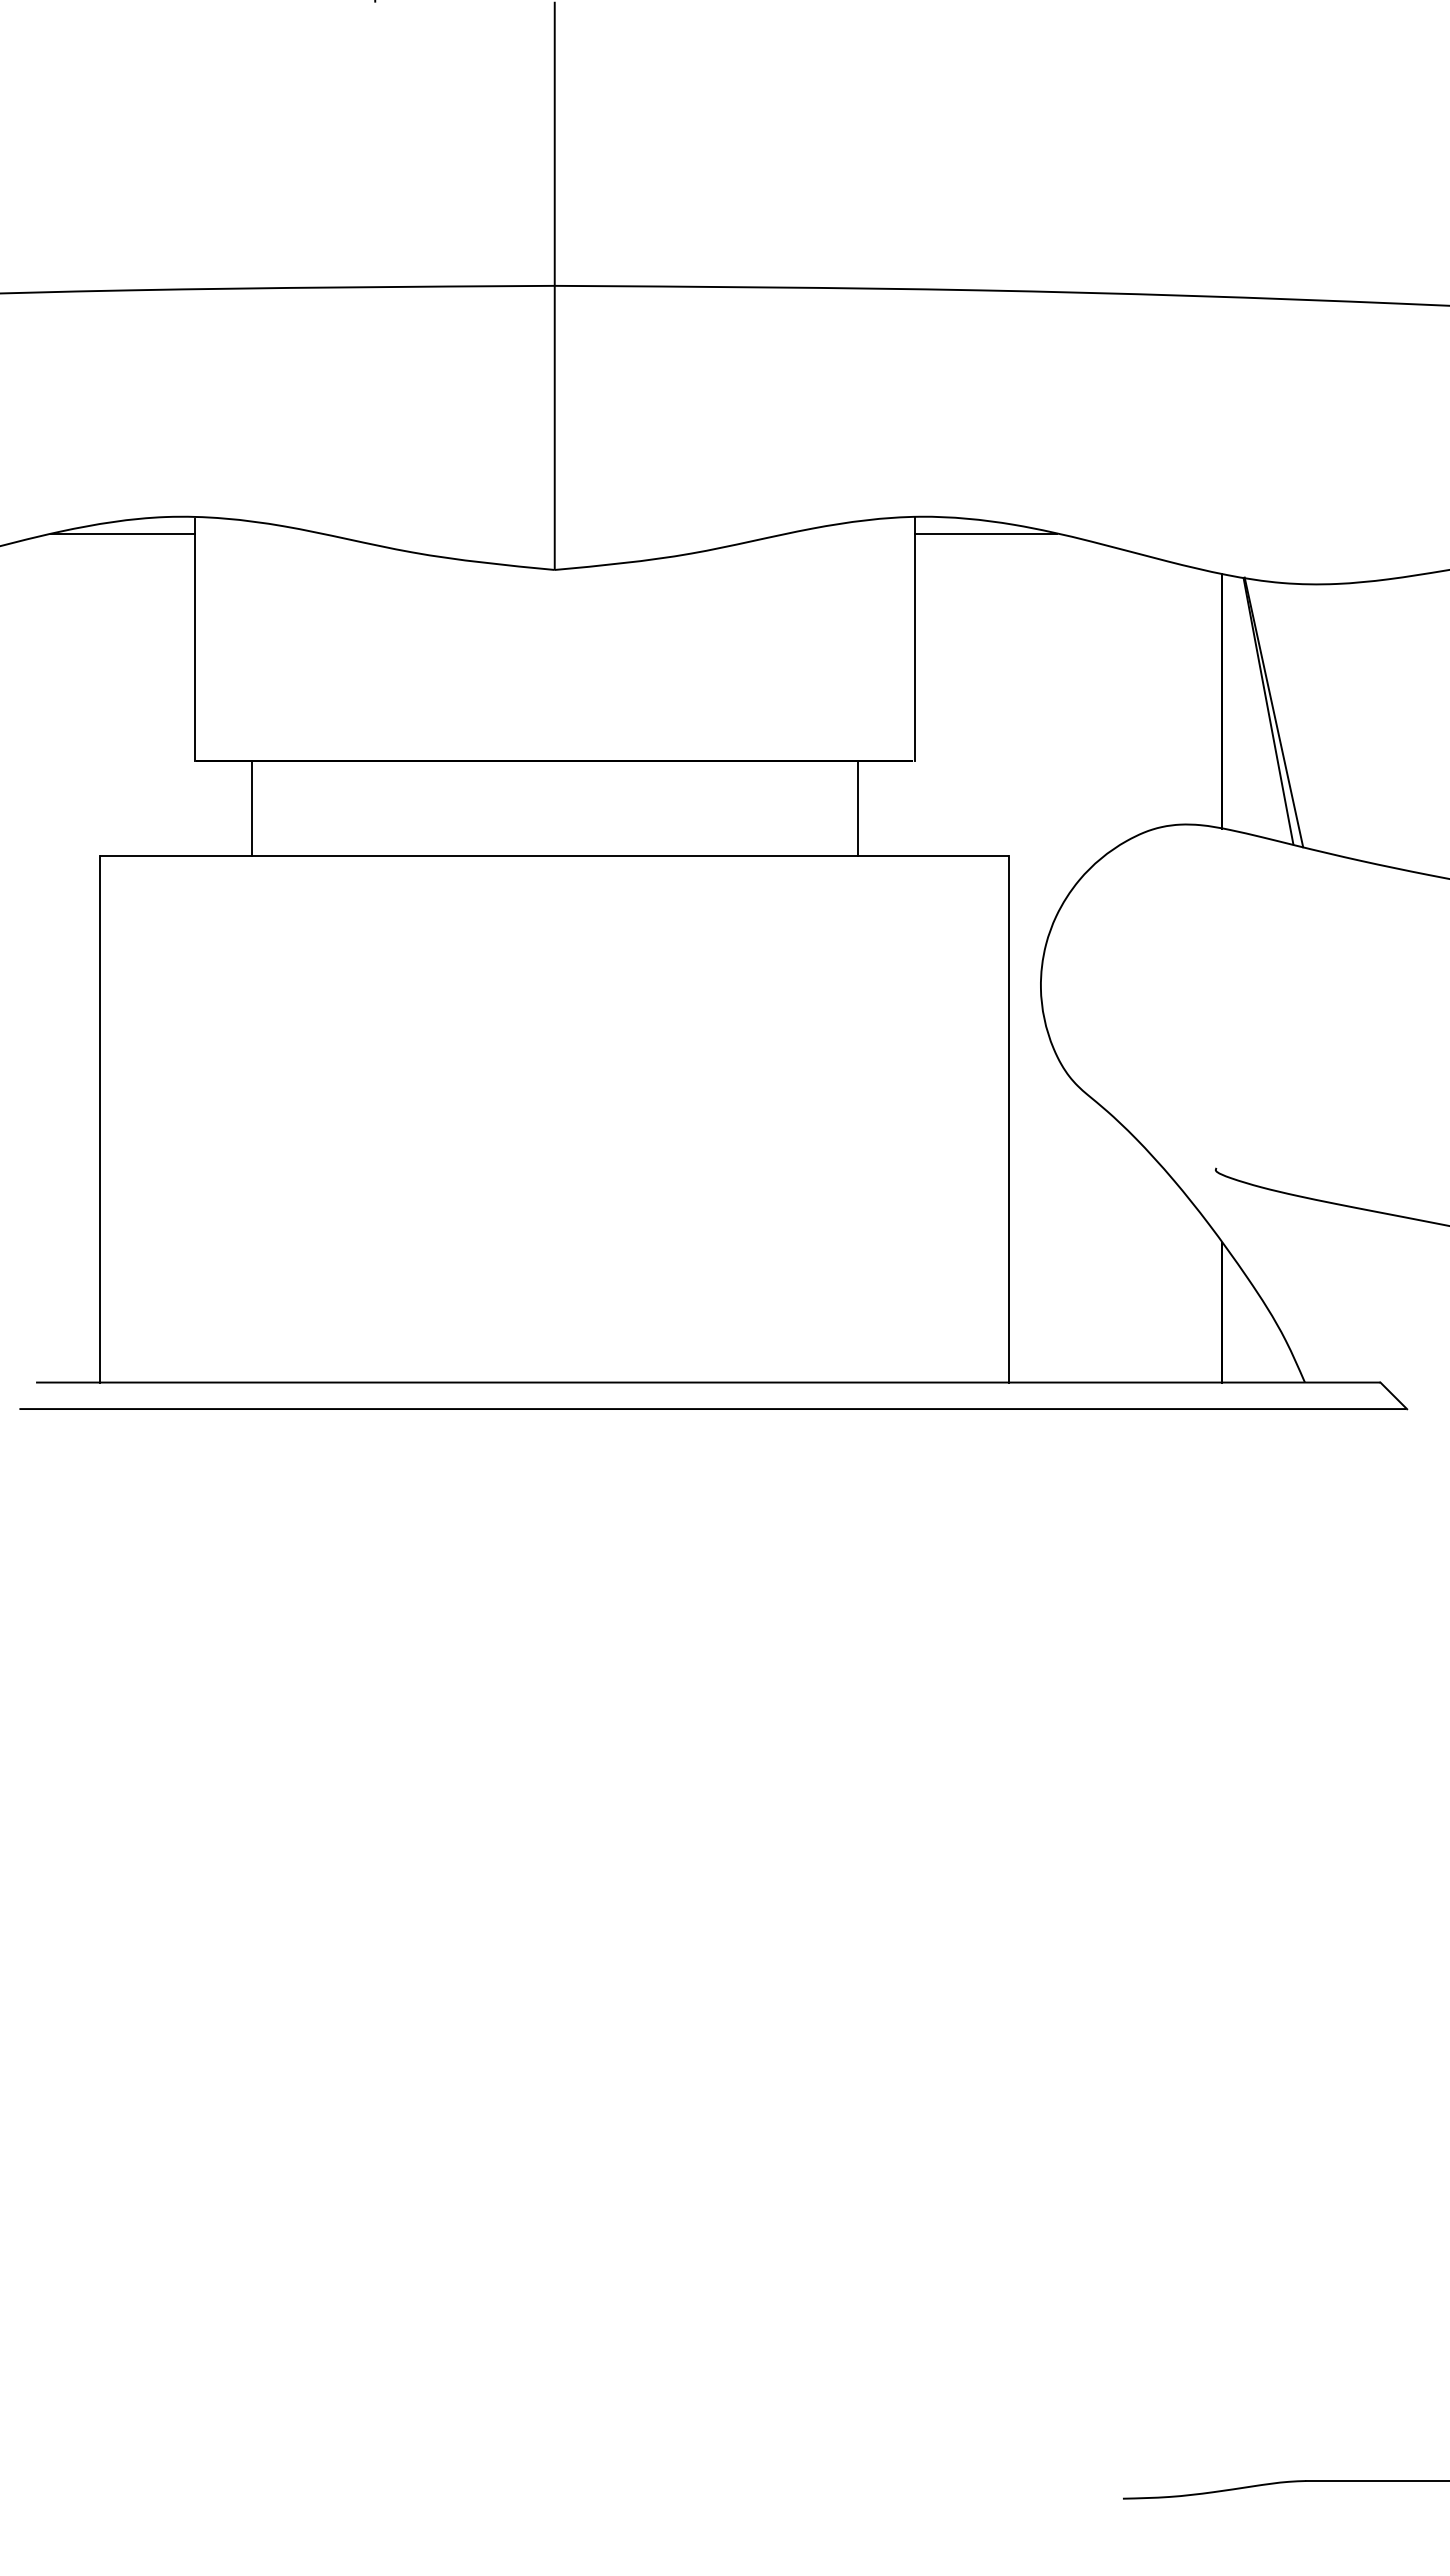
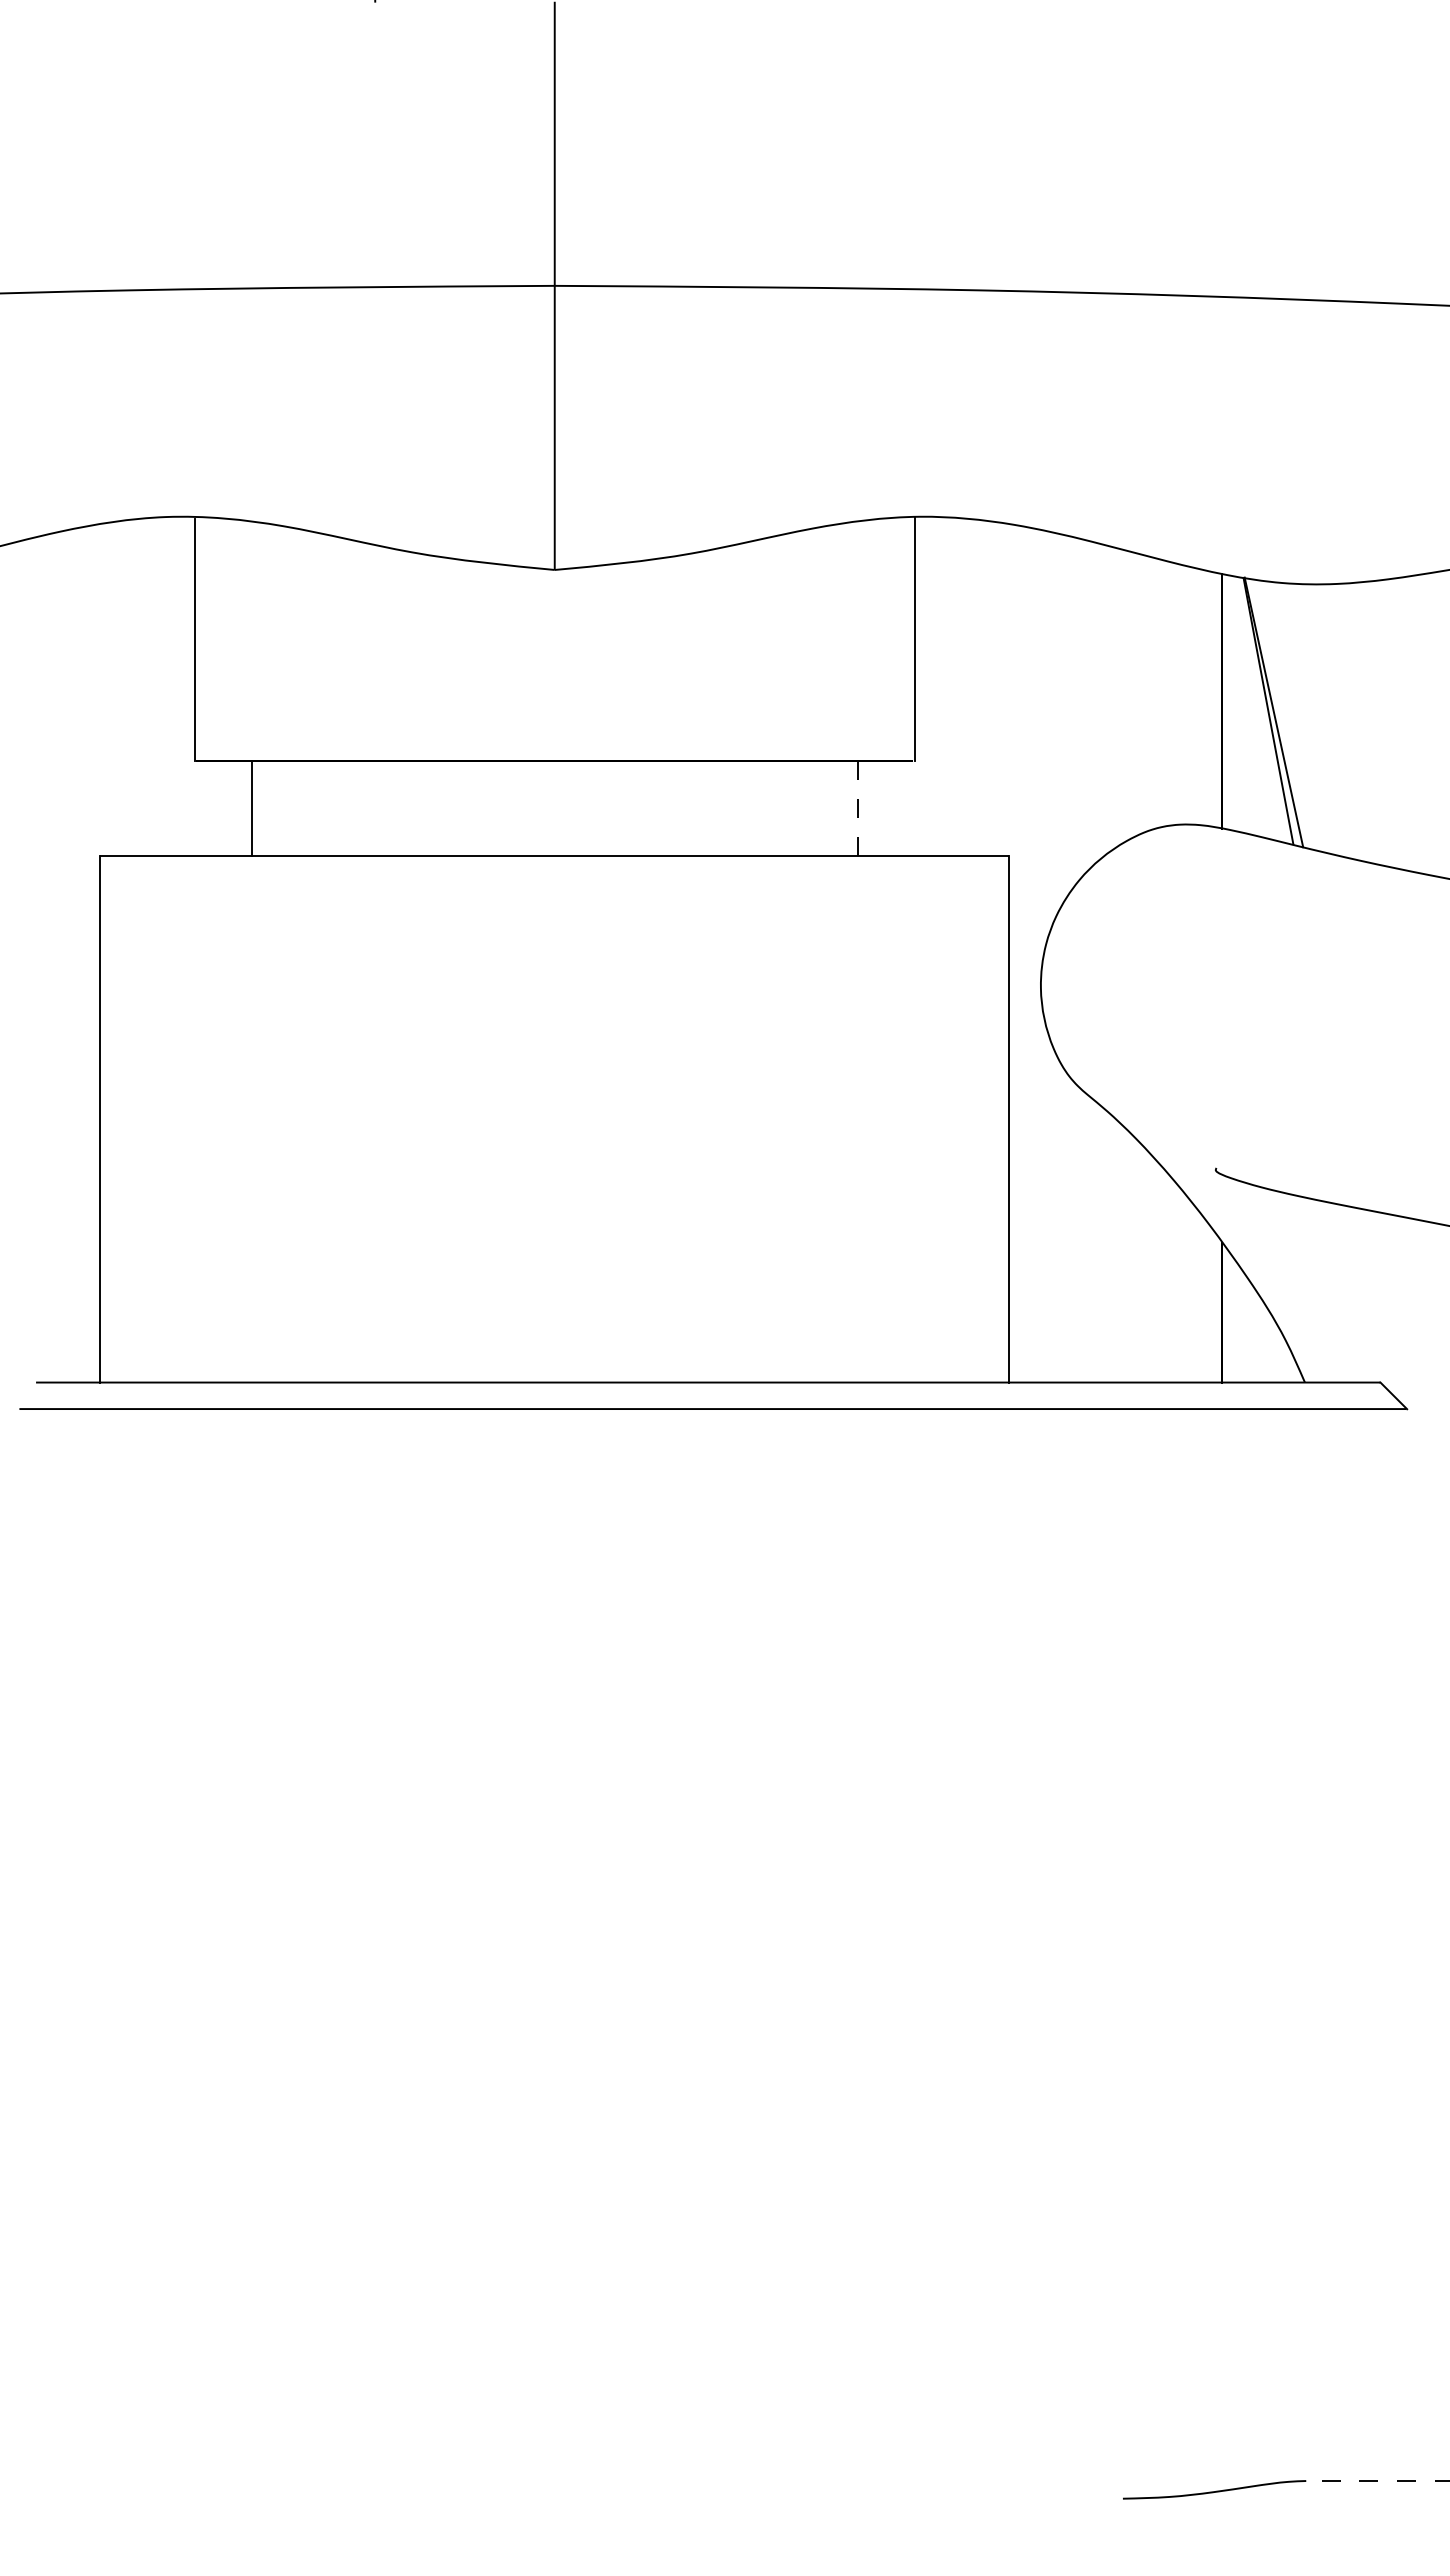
line: present -> none (122, 534)
line: present -> none (985, 534)
line: solid -> dashed (857, 808)
line: solid -> dashed (1377, 2481)
